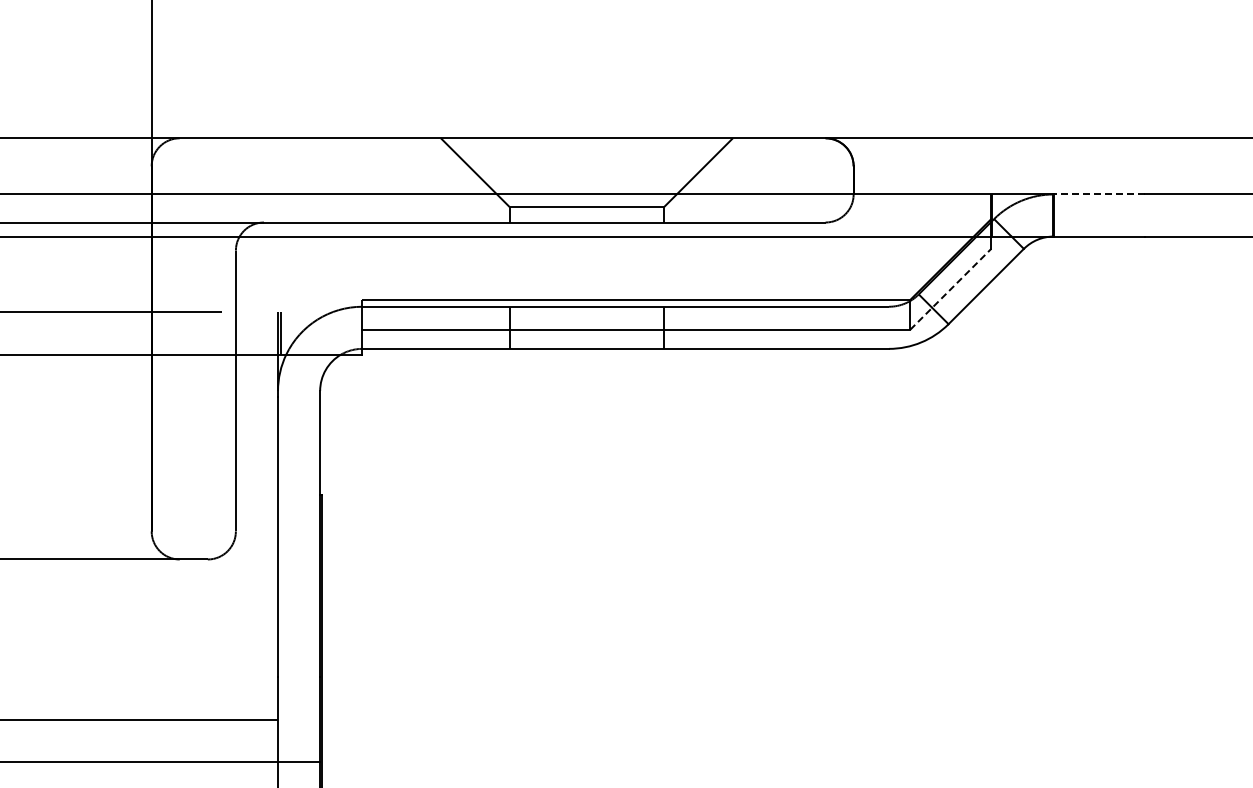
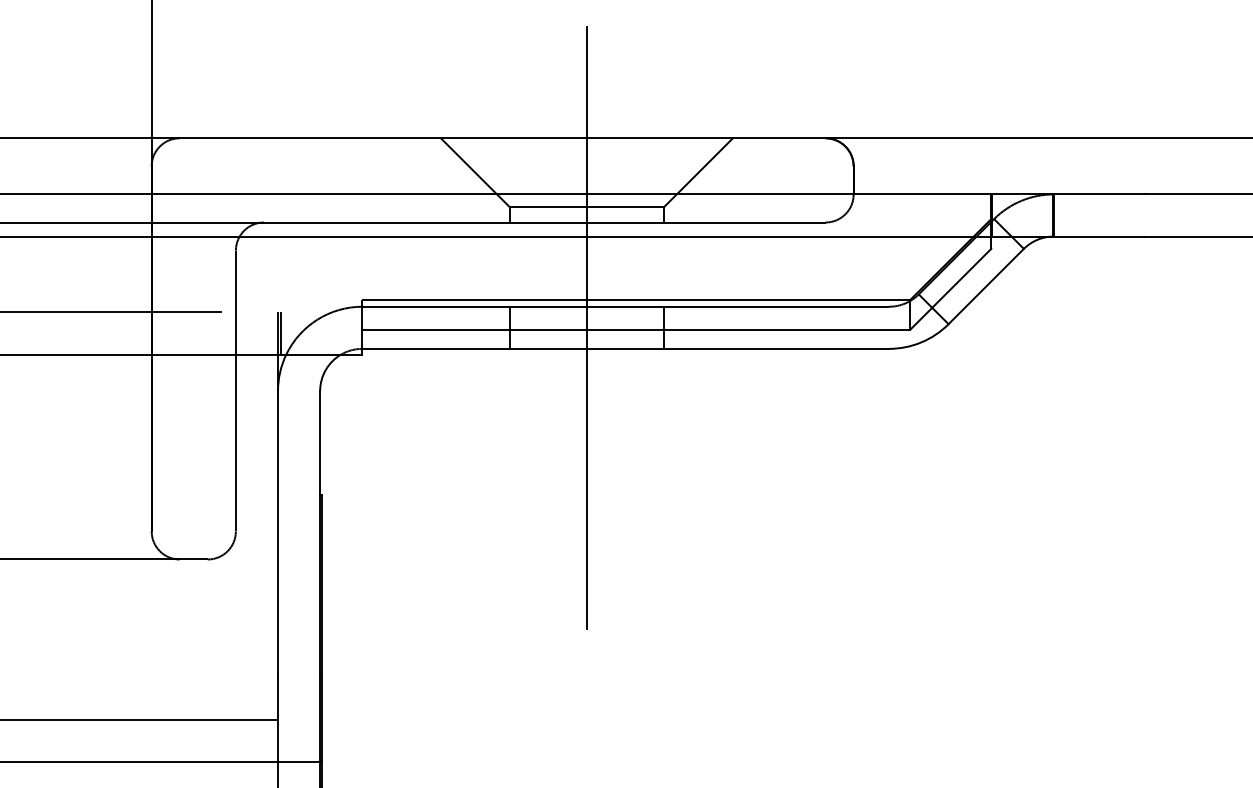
line: dashed -> solid (1099, 194)
line: dashed -> solid (951, 289)
line: none -> present (586, 327)
